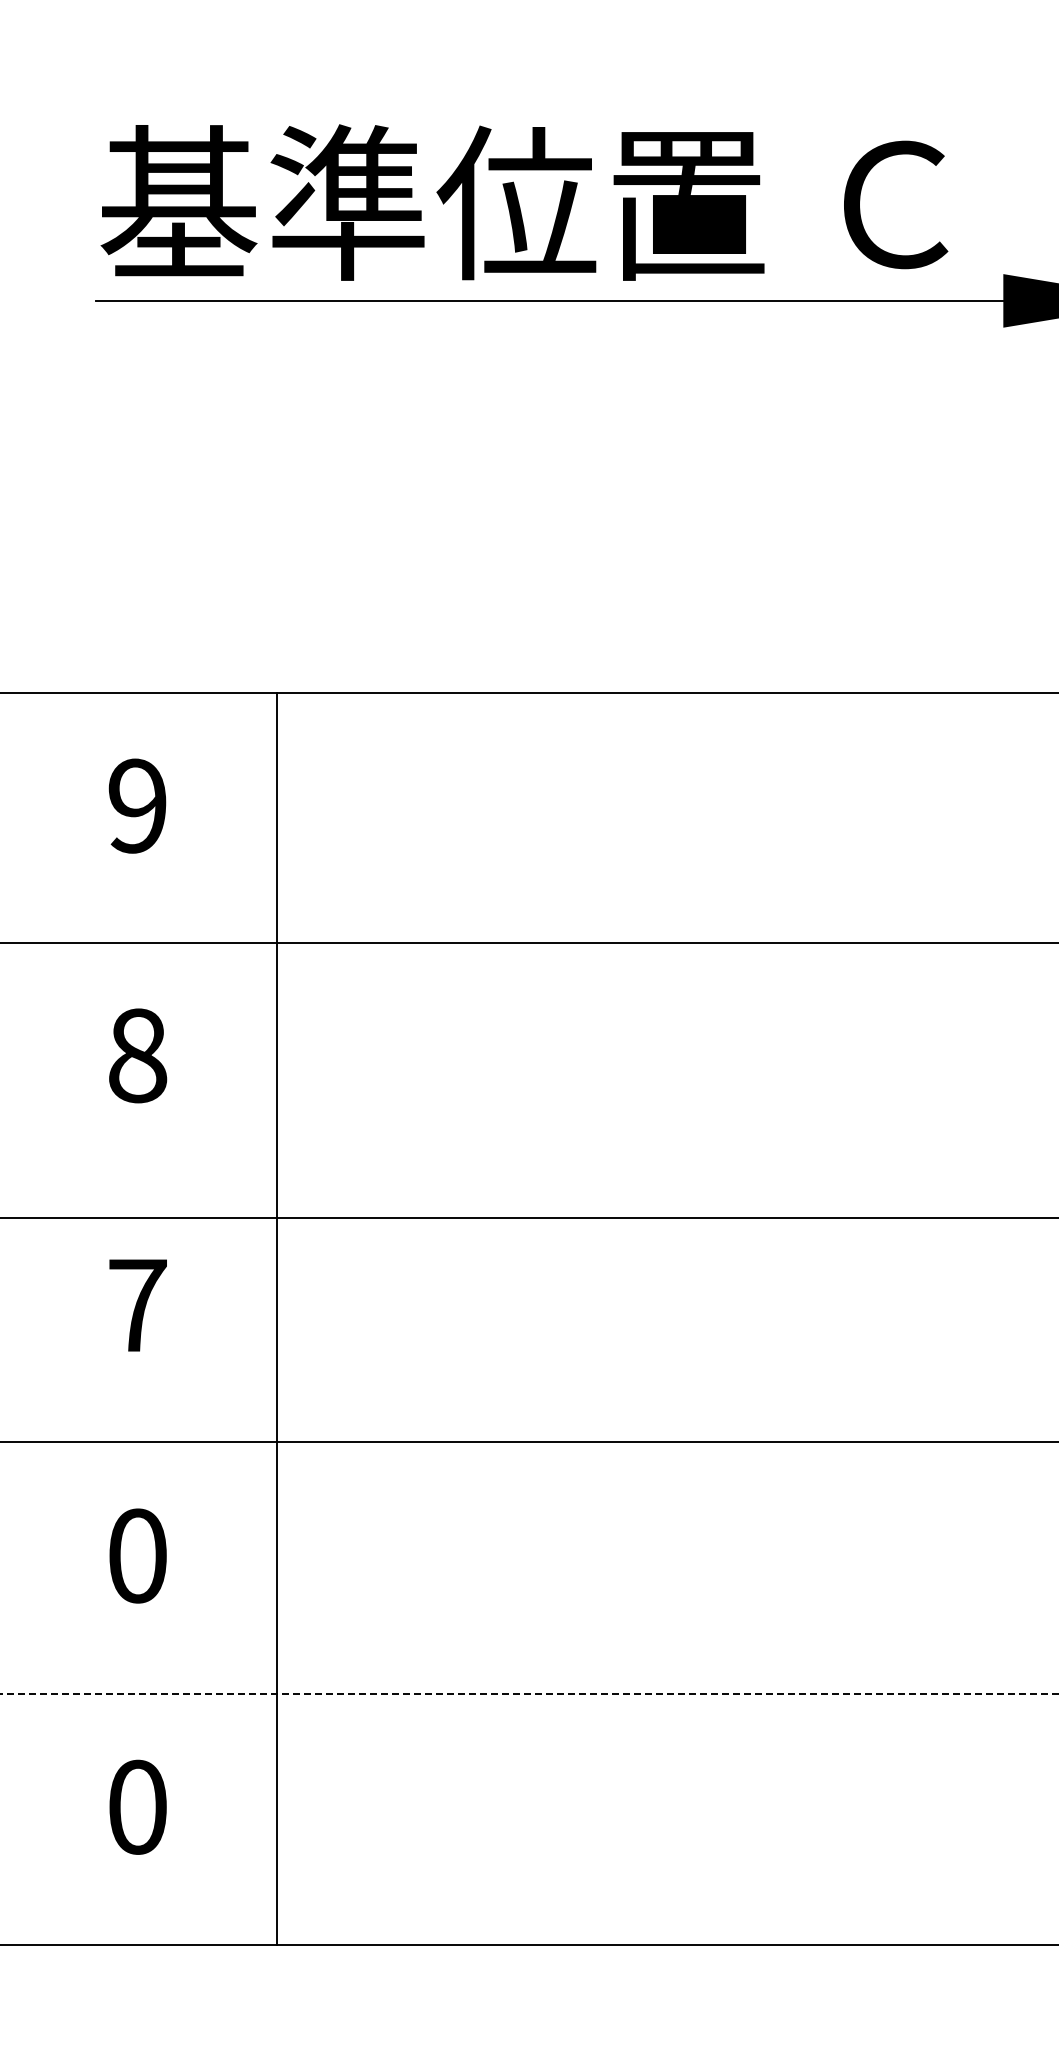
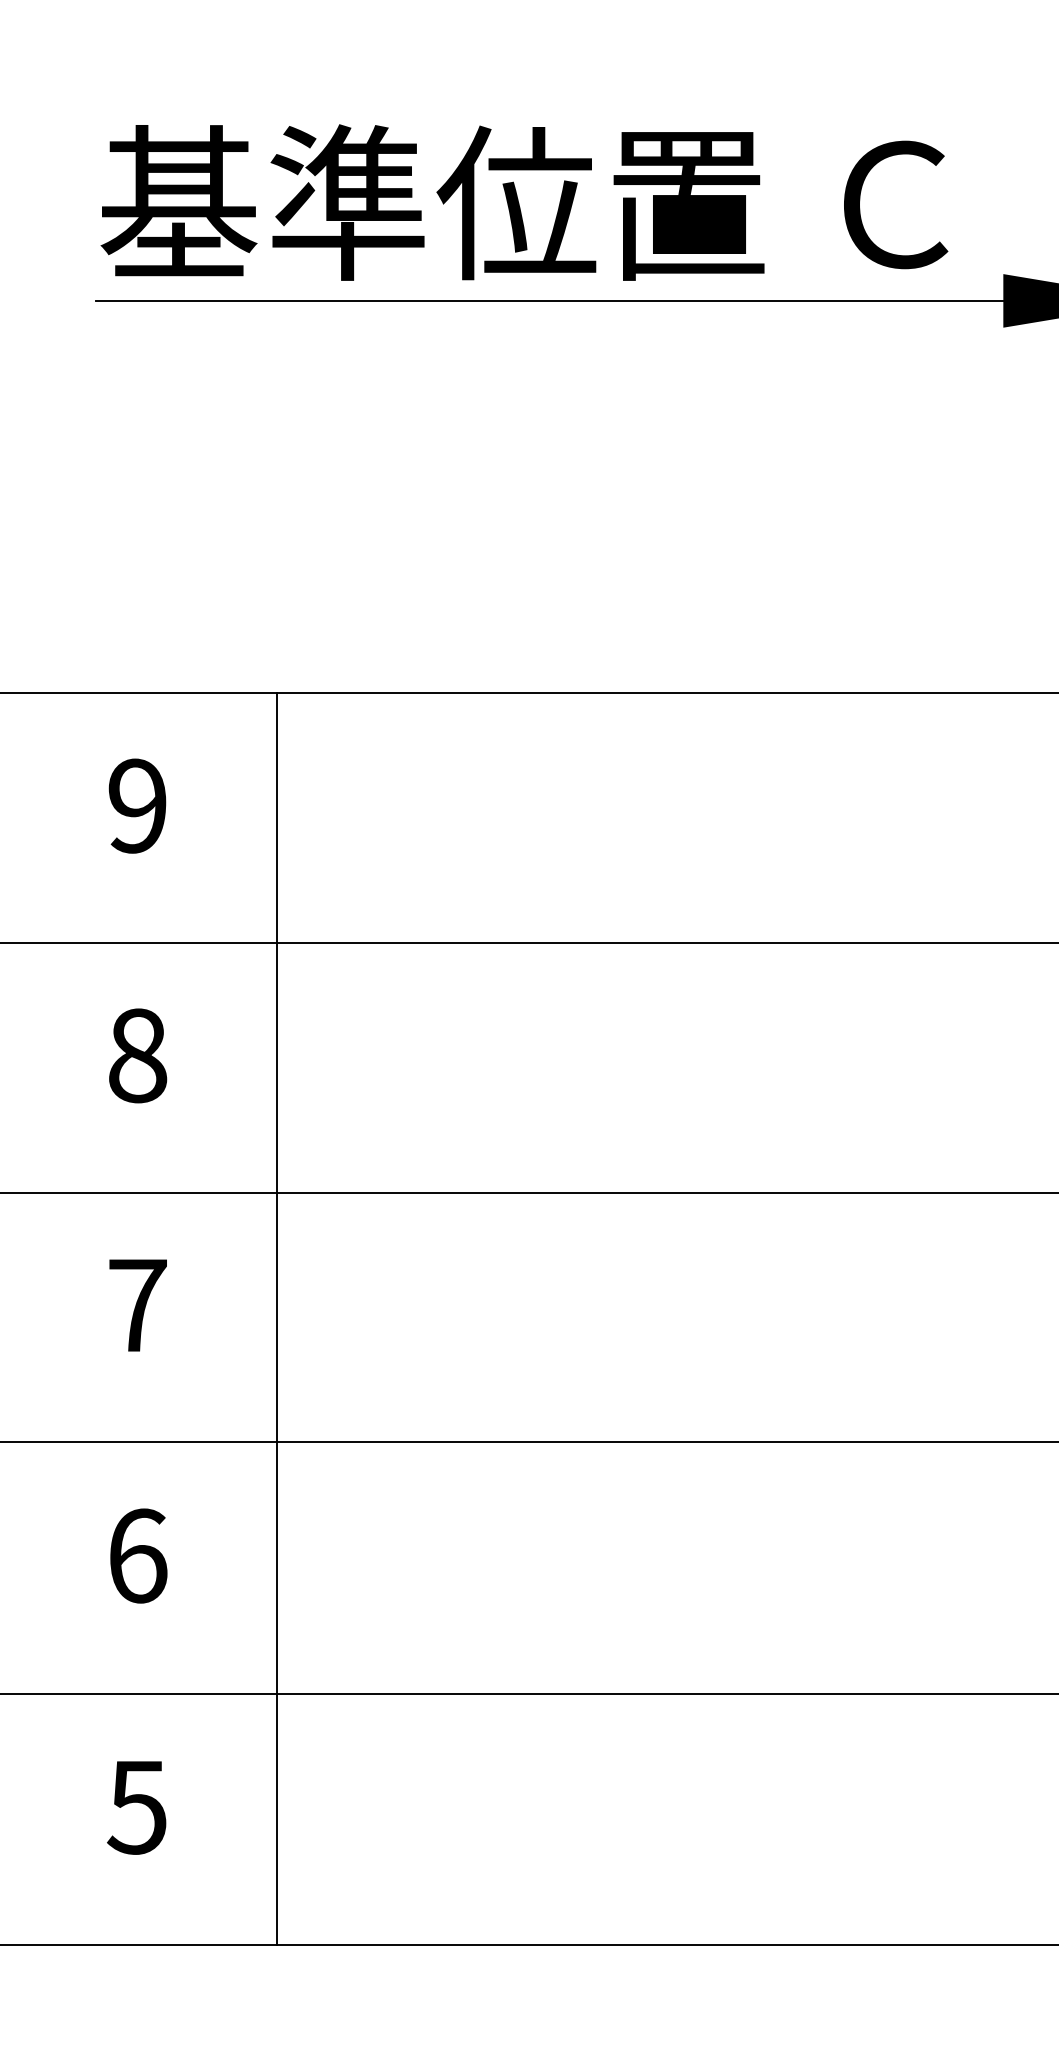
line position: (528, 1217) -> (528, 1192) (528, 1192)
text: 0 -> 6 (138, 1555)
line: dashed -> solid (529, 1693)
text: 0 -> 5 (136, 1806)
